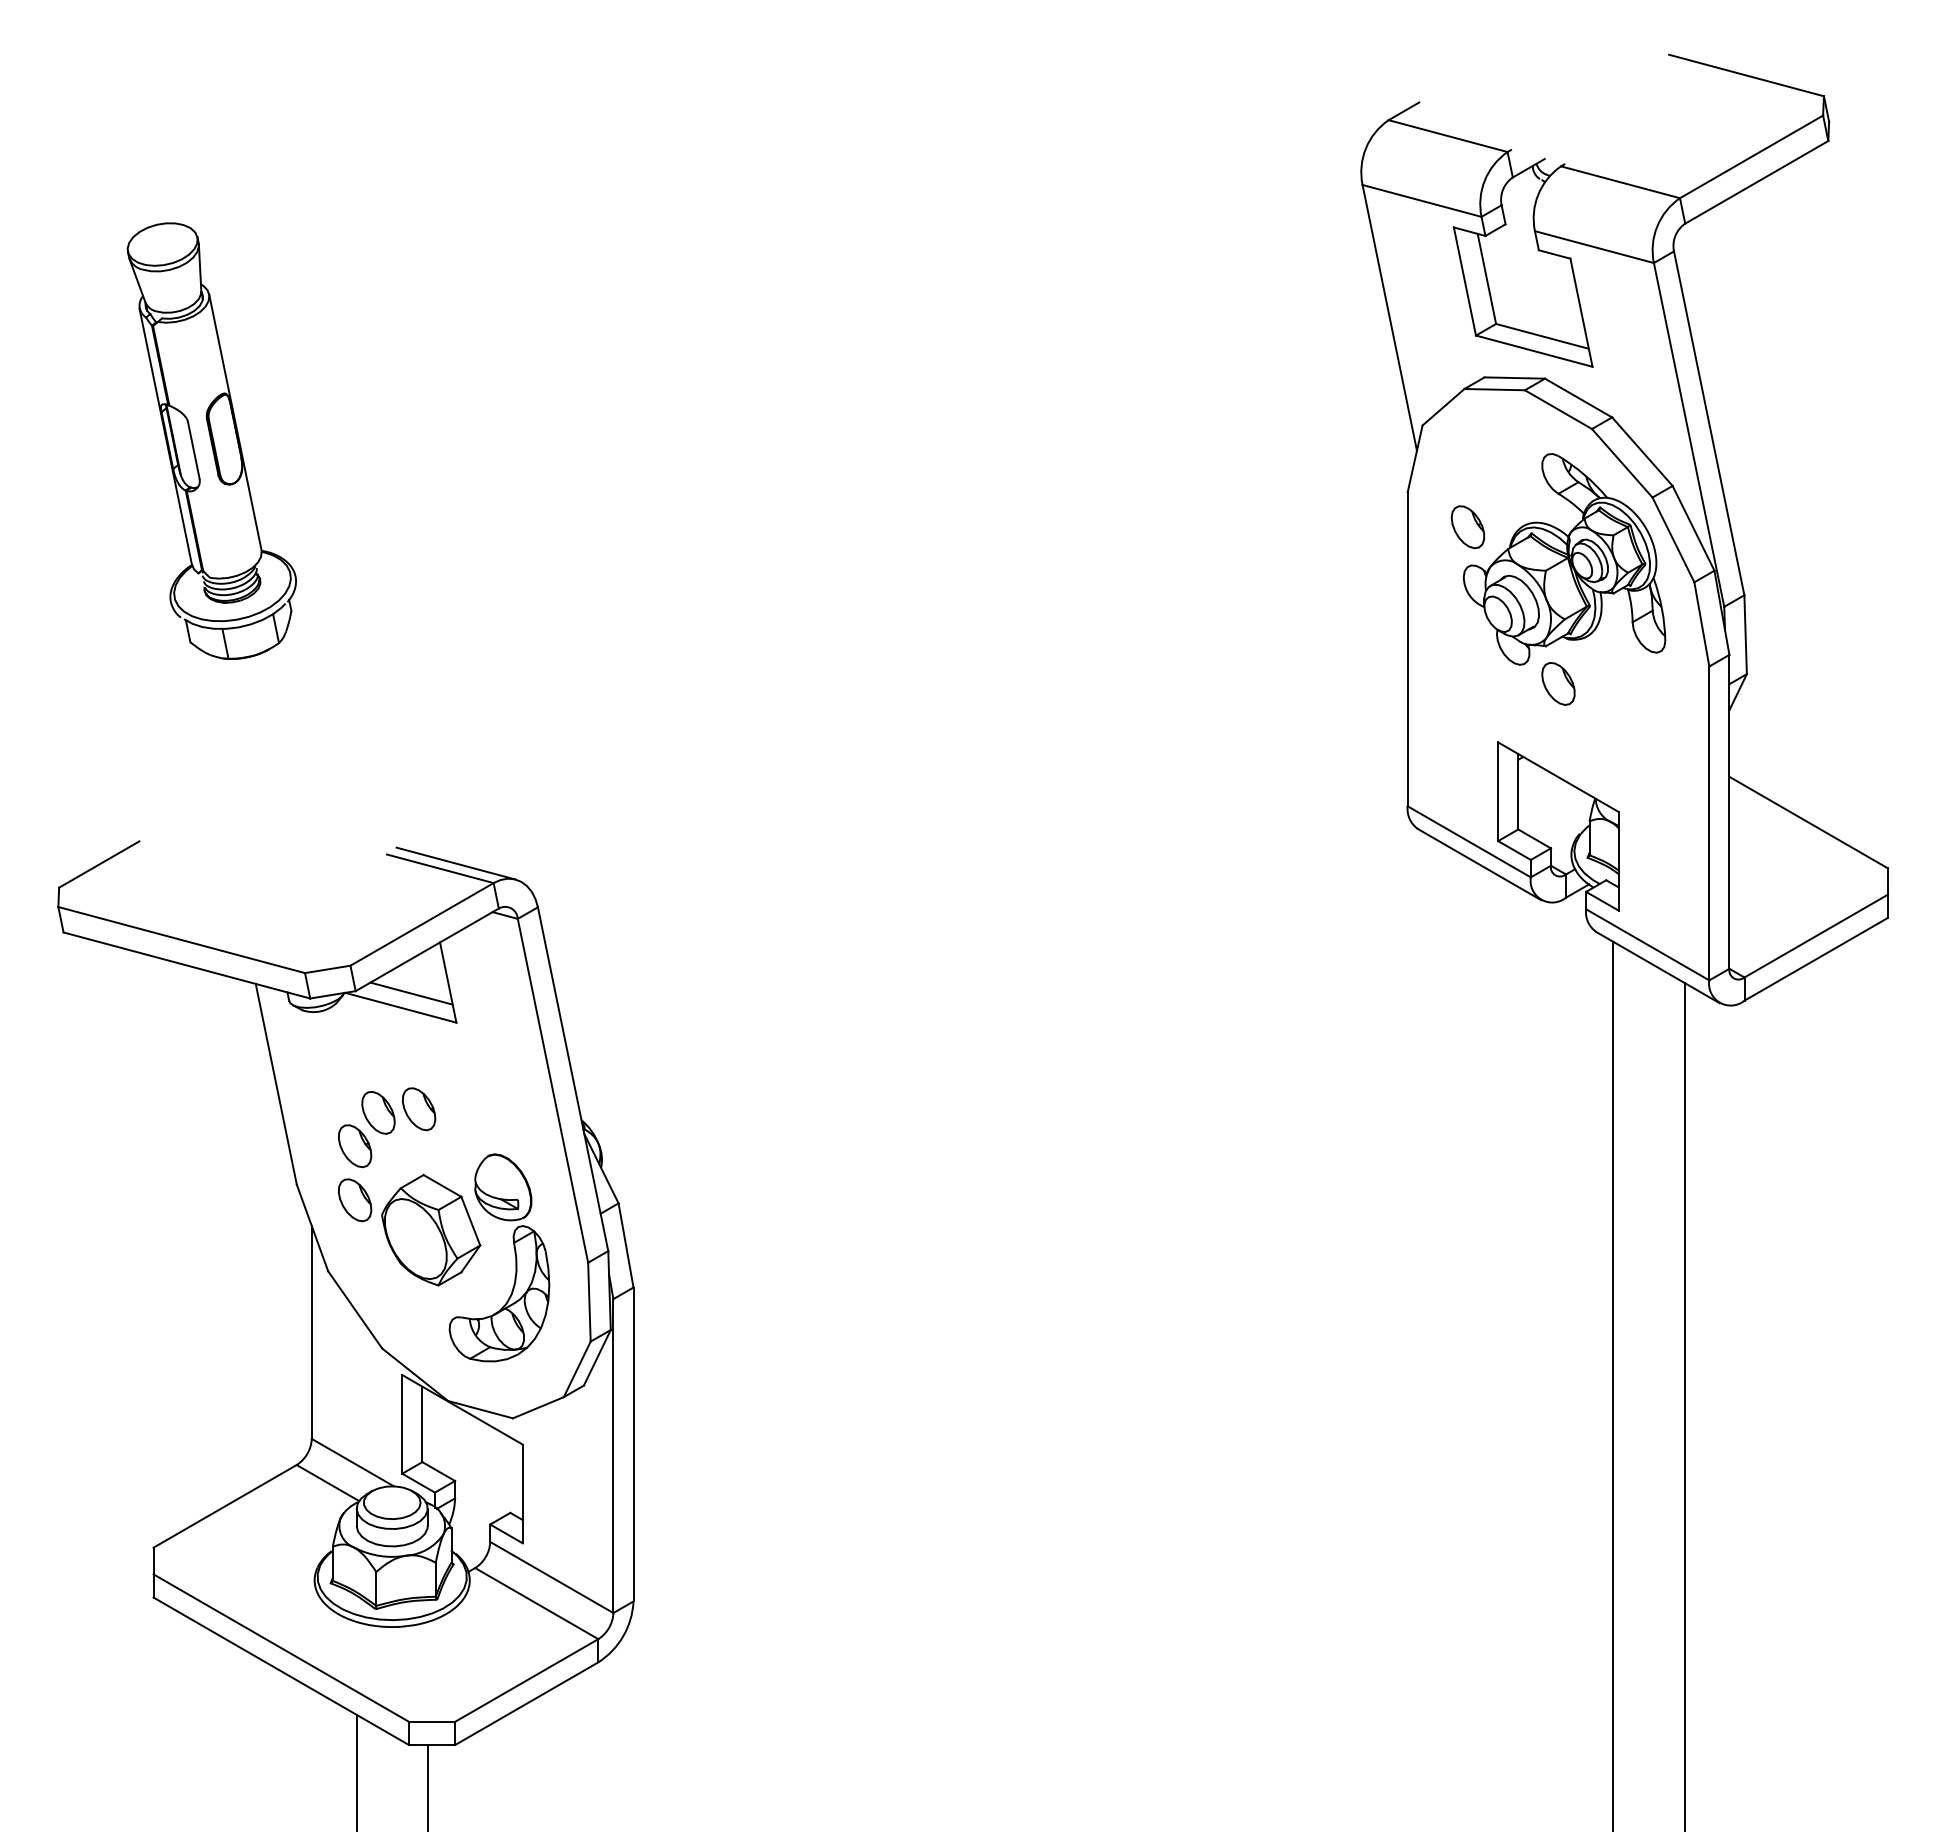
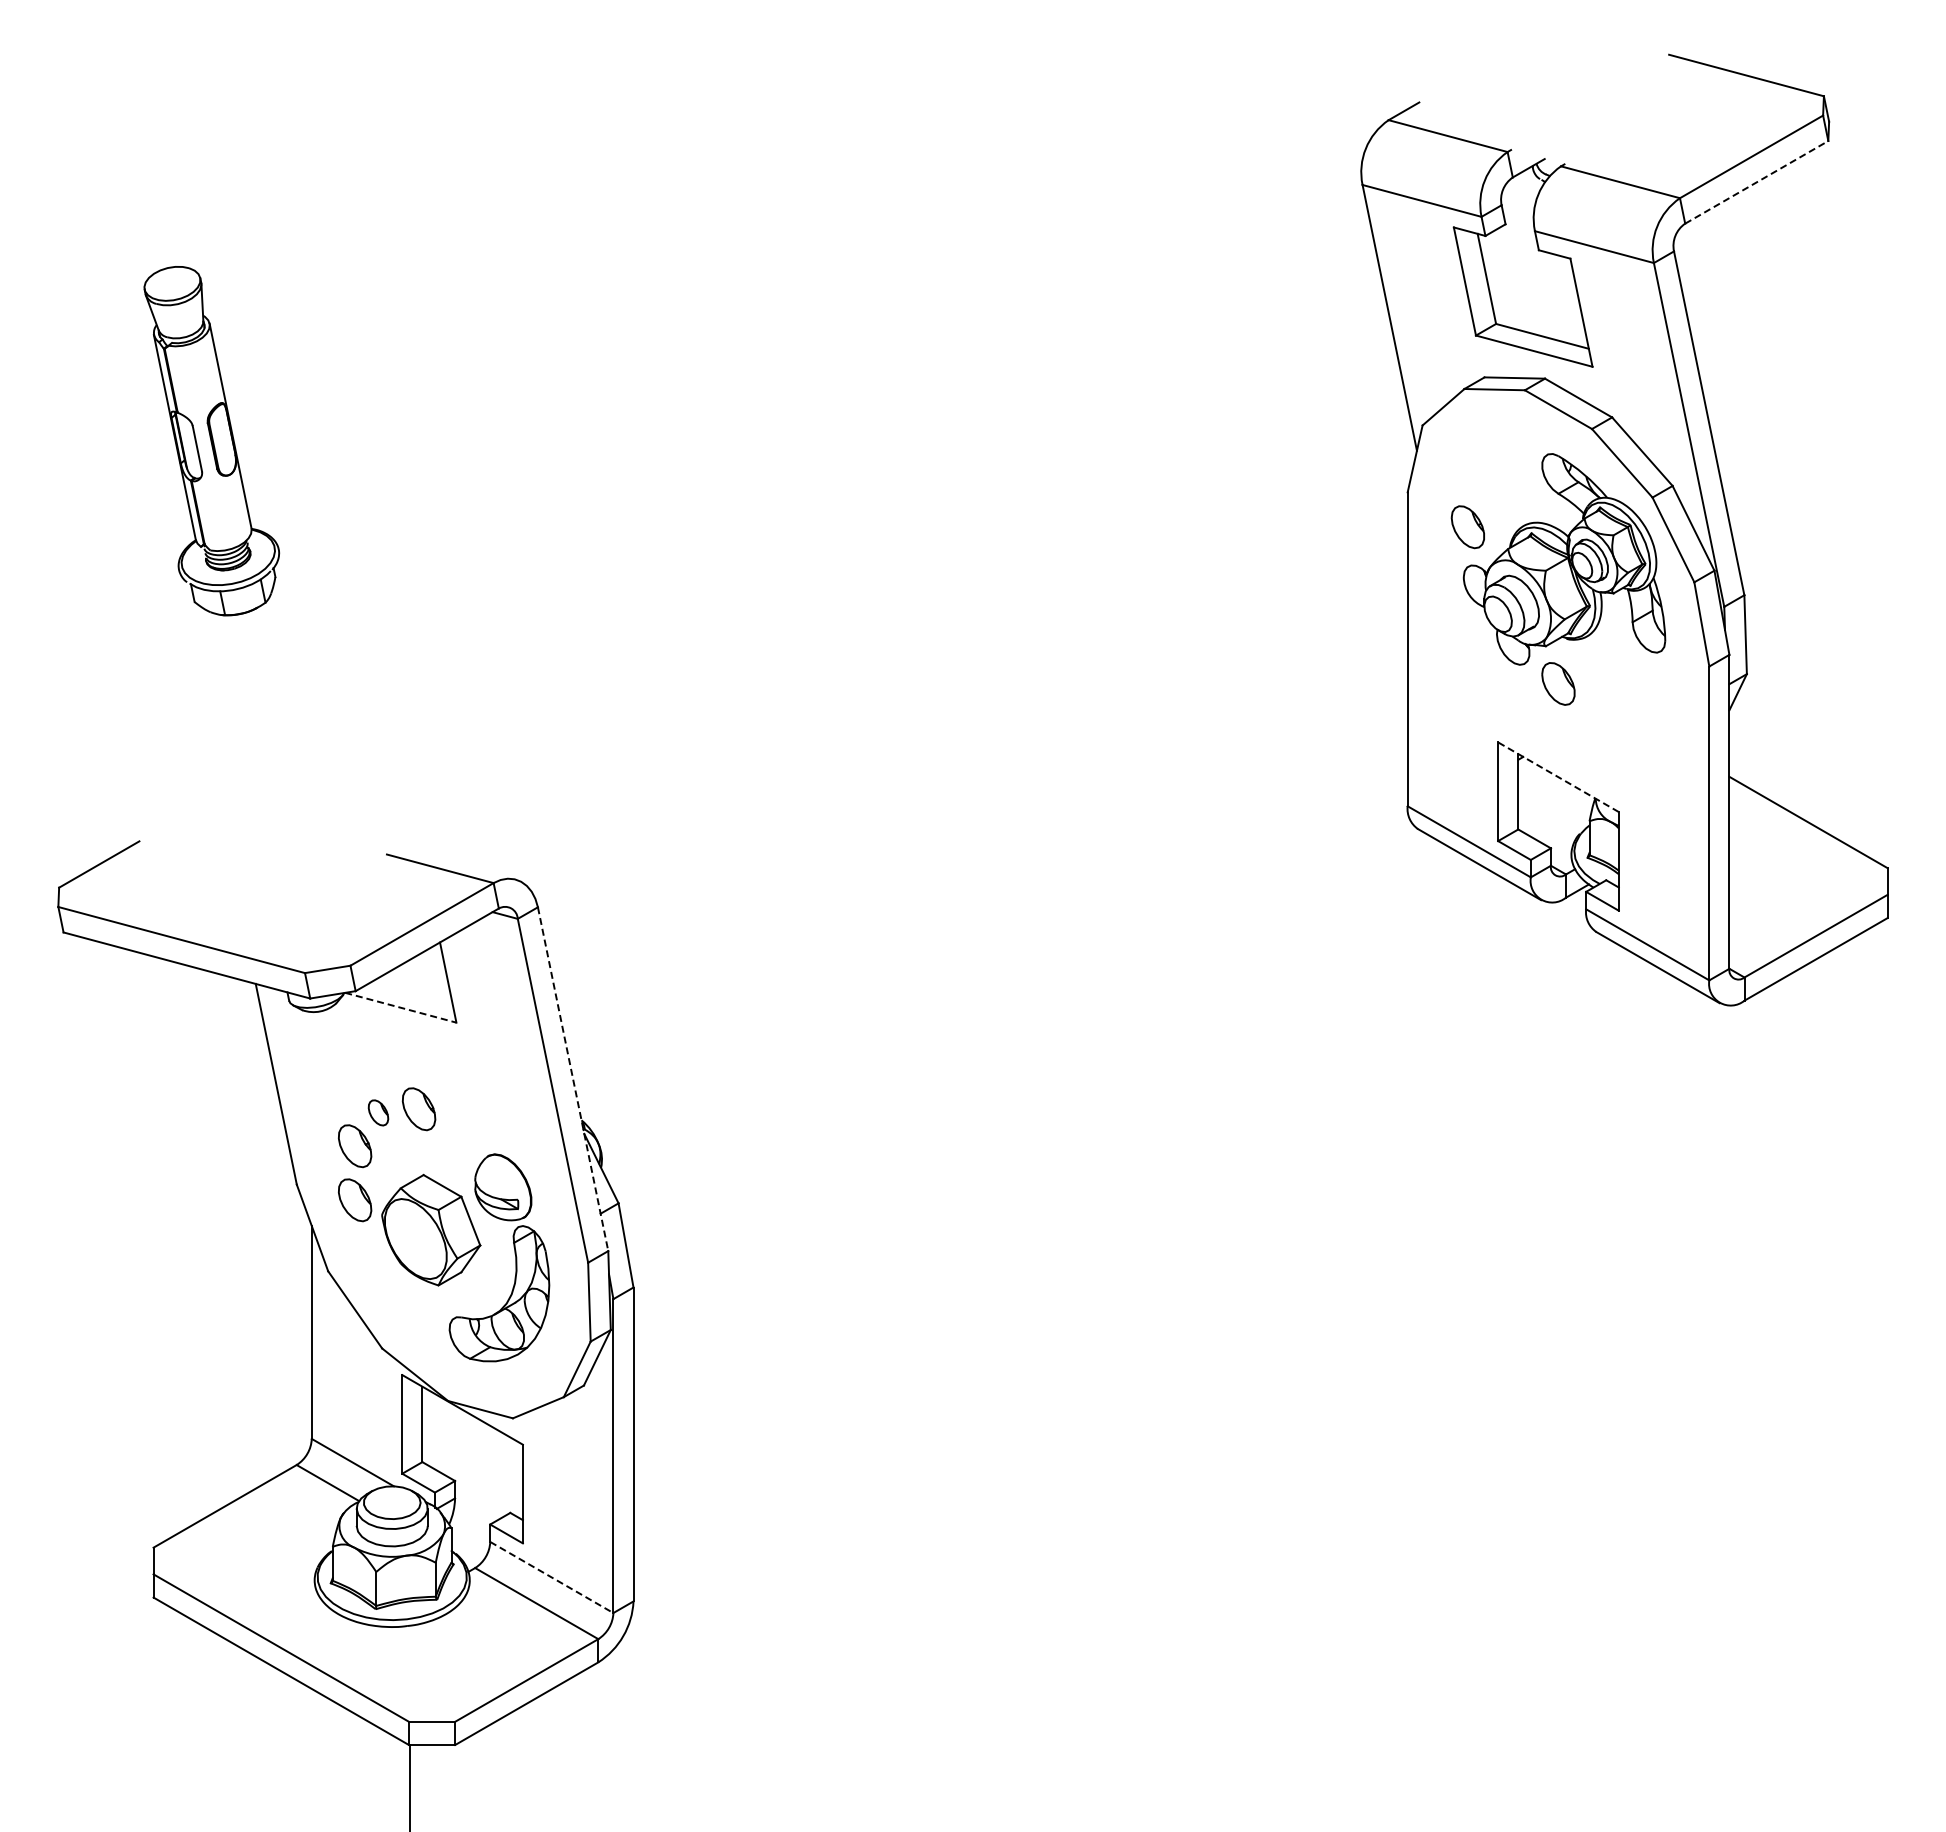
line: solid -> dashed (1756, 182)
part size: 171x438 px -> 138x351 px (211, 441)
line: solid -> dashed (1558, 777)
line: present -> none (455, 863)
line: present -> none (411, 993)
line: solid -> dashed (400, 1007)
line: solid -> dashed (573, 1079)
part size: 35x44 px -> 23x28 px (378, 1112)
line: present -> none (1613, 1384)
line: present -> none (1684, 1405)
line: solid -> dashed (552, 1577)
line: present -> none (356, 1771)
line position: (427, 1786) -> (409, 1786) (409, 1786)
